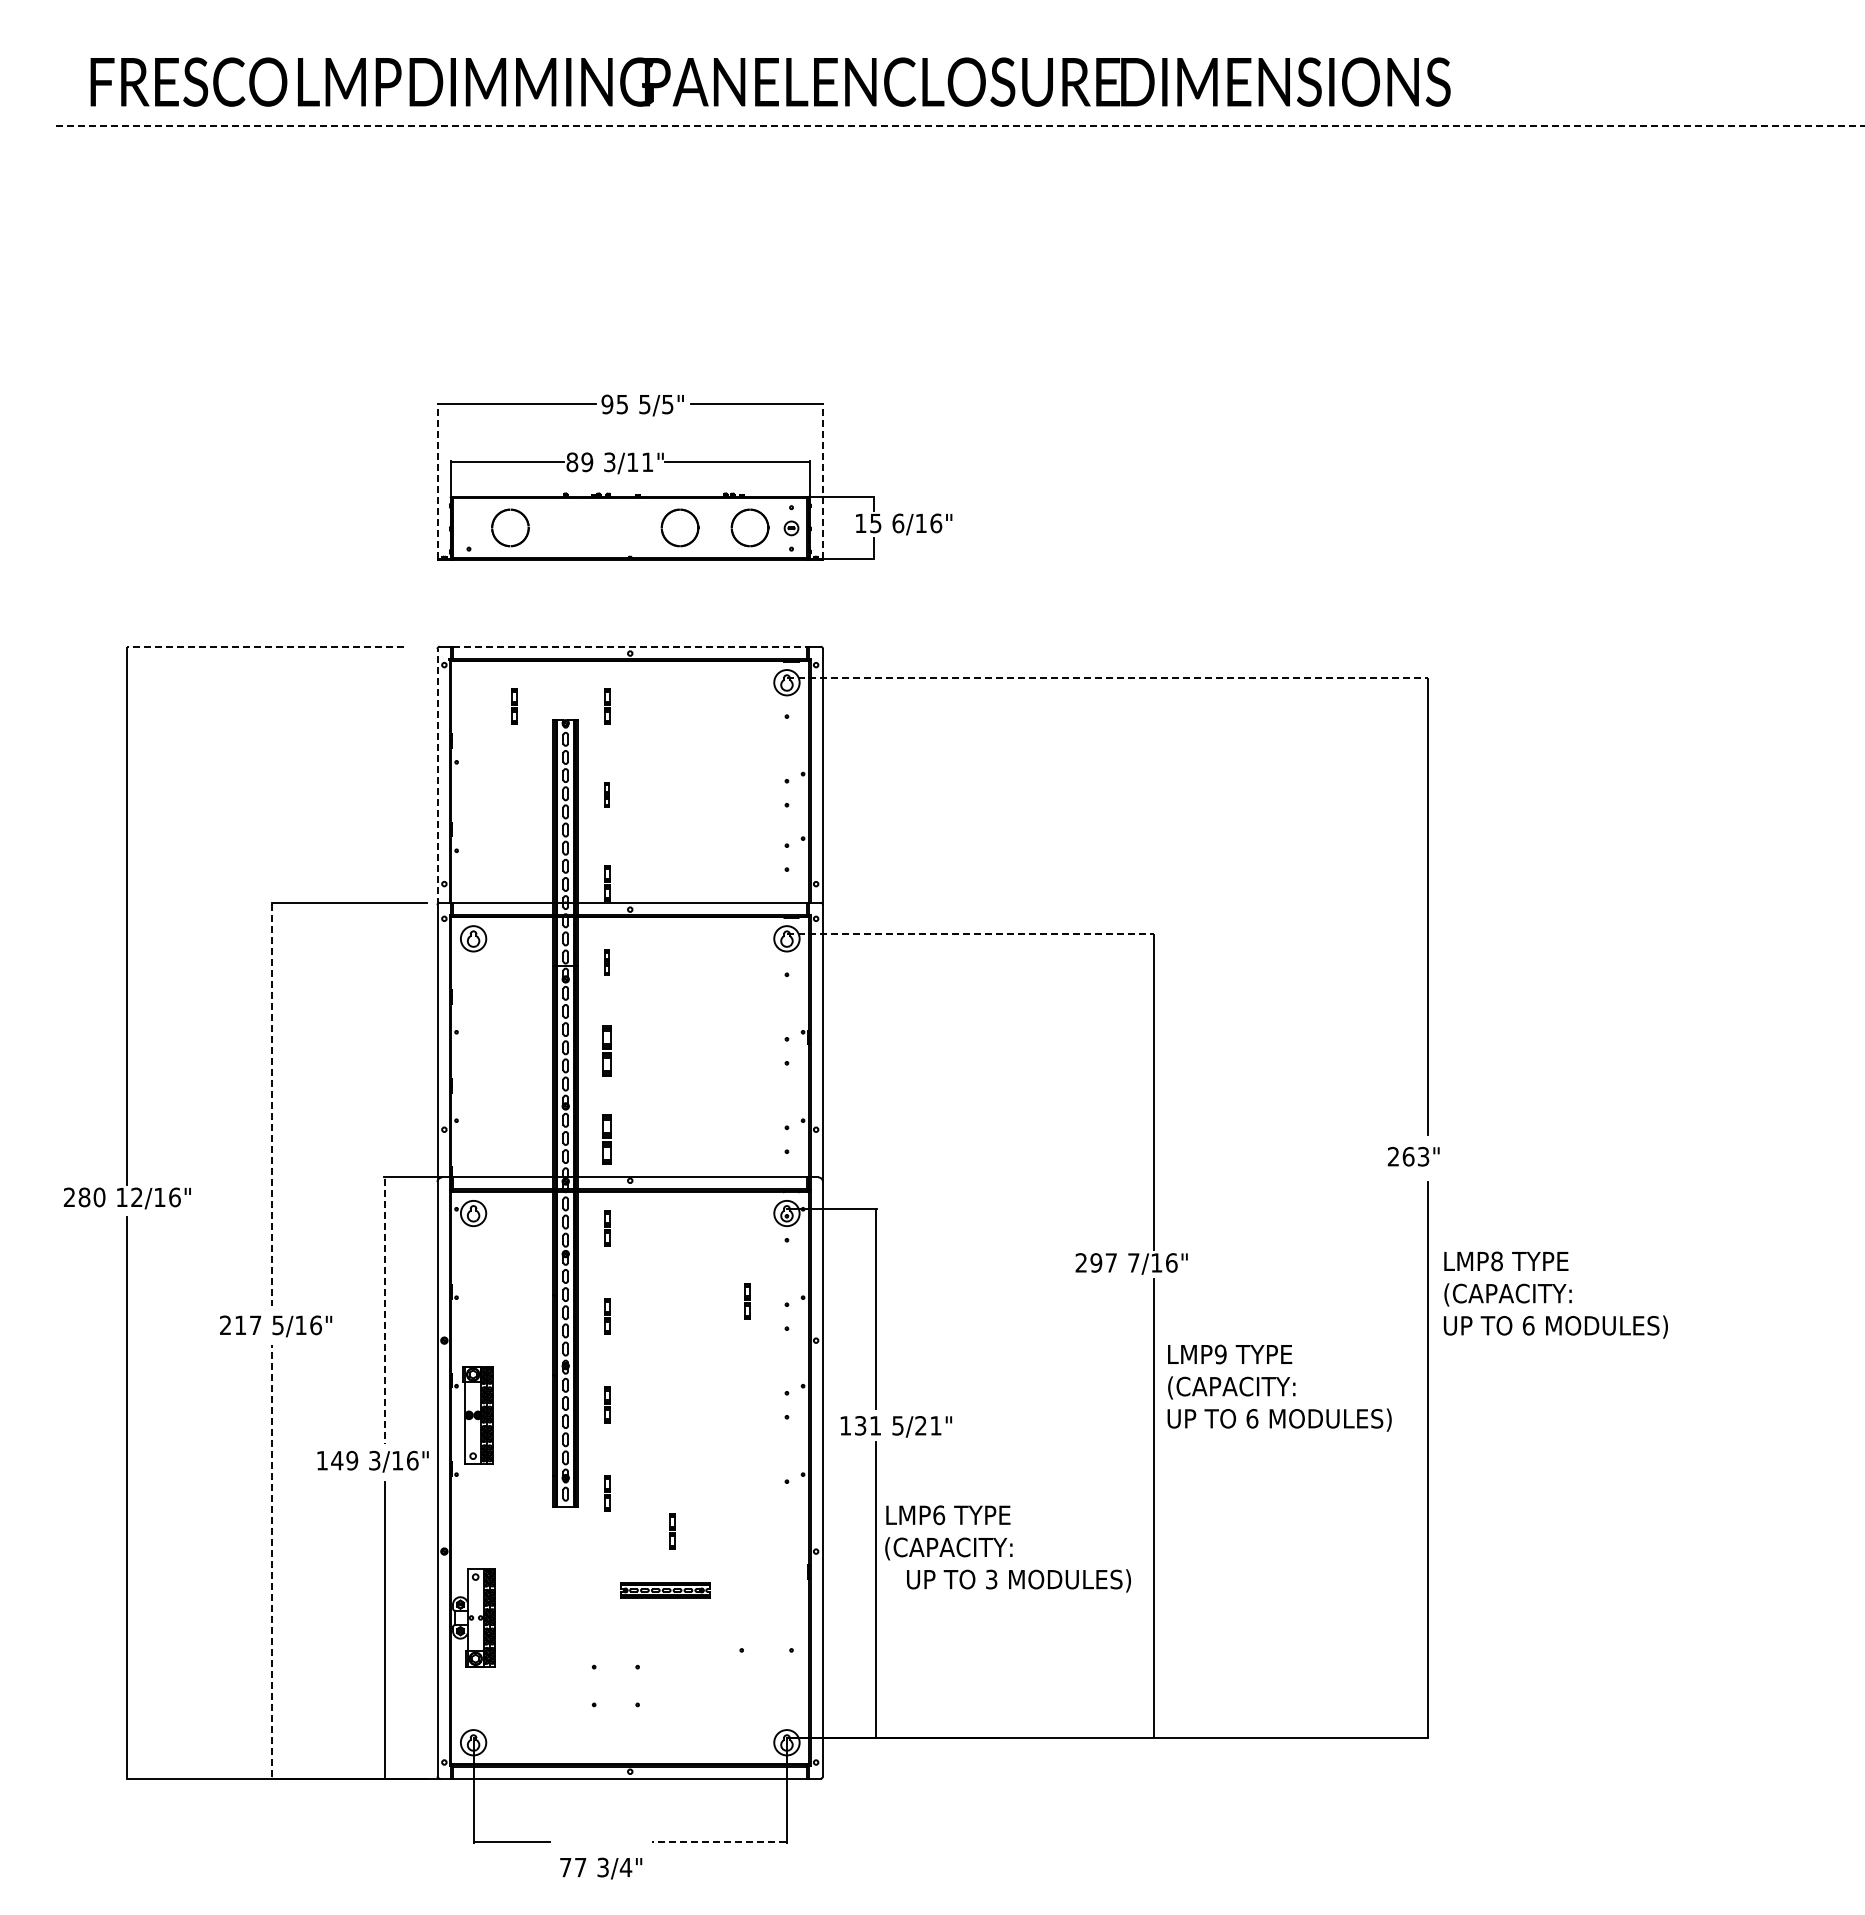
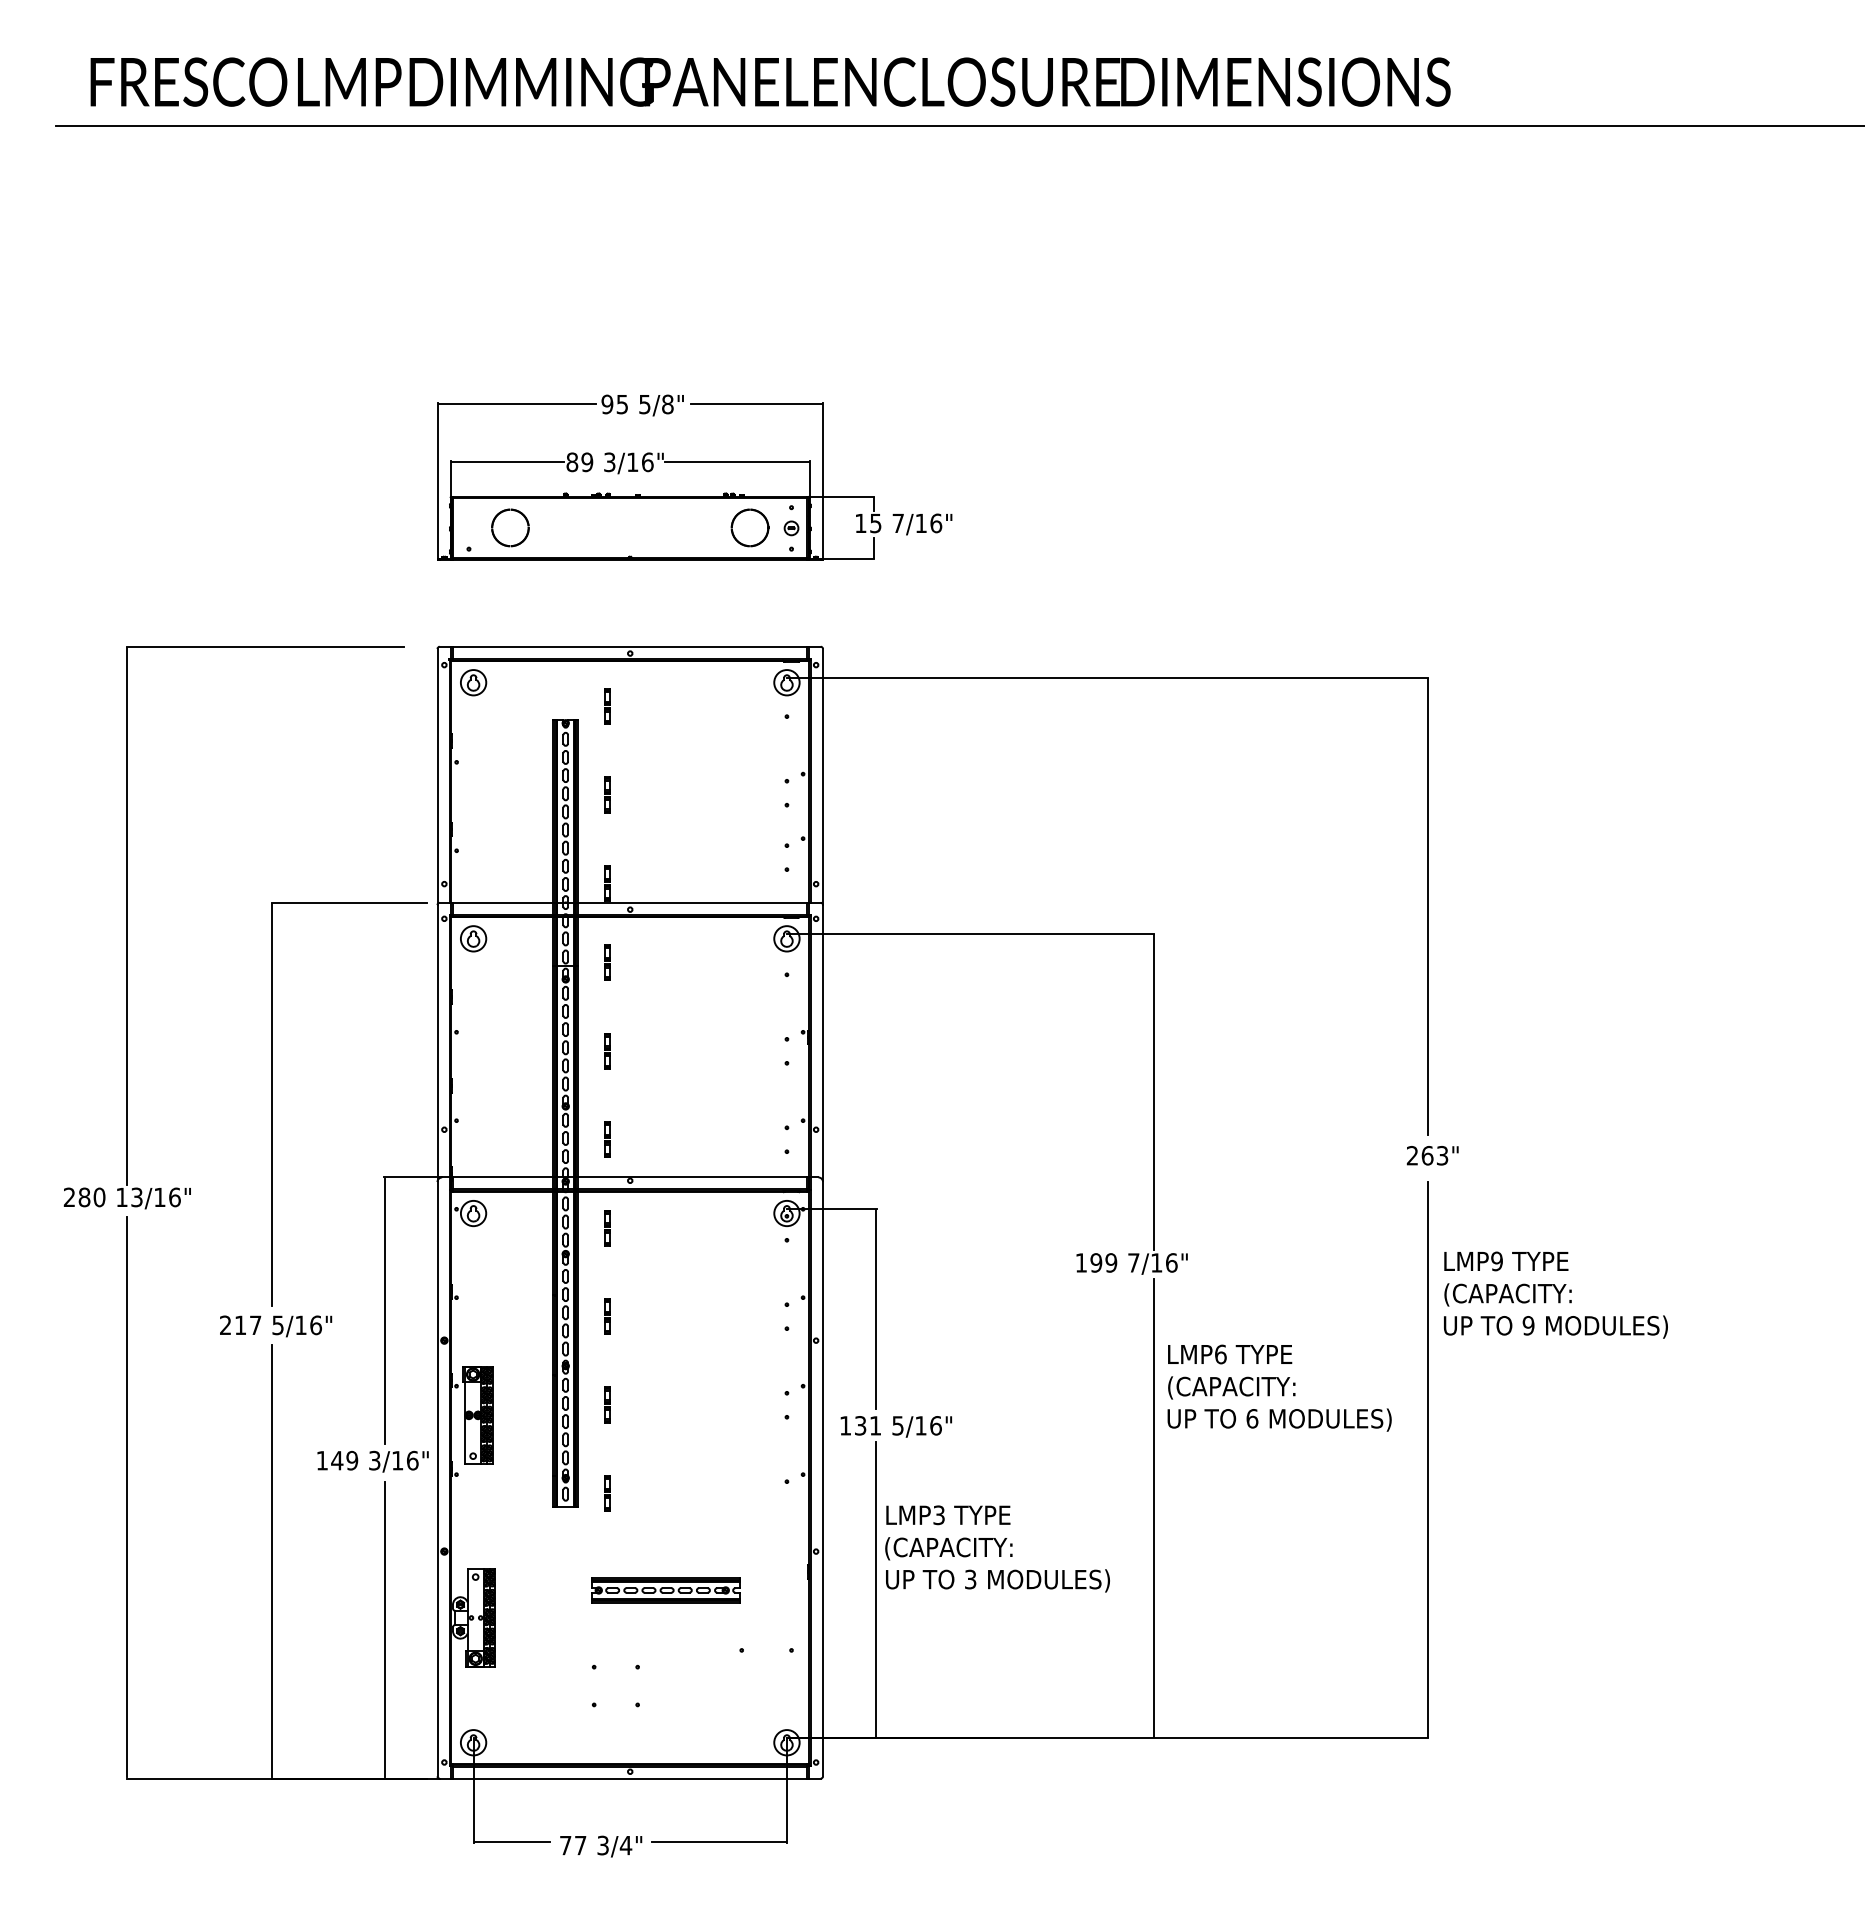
line: dashed -> solid (960, 125)
text: 5/5" -> 5/8" (667, 404)
text: 3/11" -> 3/16" (647, 462)
line: dashed -> solid (437, 480)
line: dashed -> solid (823, 480)
text: 6/16" -> 7/16" (898, 523)
part: present -> none (679, 527)
line: dashed -> solid (264, 646)
line: dashed -> solid (630, 646)
line: dashed -> solid (1108, 678)
part: none -> present (473, 682)
part: present -> none (514, 706)
line: dashed -> solid (437, 776)
part size: 6x26 px -> 7x38 px (607, 794)
line: dashed -> solid (970, 934)
part size: 6x27 px -> 7x37 px (607, 962)
part size: 10x52 px -> 7x37 px (607, 1051)
line: dashed -> solid (272, 1104)
part size: 10x51 px -> 7x37 px (607, 1139)
text position: (1413, 1156) -> (1432, 1155) (1432, 1155)
text: 12/16" -> 13/16" (136, 1197)
text: LMP8 -> LMP9 (1496, 1261)
text: 297 -> 199 (1096, 1262)
part: present -> none (747, 1301)
line: dashed -> solid (384, 1311)
text: 6 -> 9 (1528, 1325)
text: LMP9 -> LMP6 (1220, 1354)
text: 5/21" -> 5/16" (928, 1425)
text: LMP6 -> LMP3 (939, 1515)
part: present -> none (672, 1531)
line: dashed -> solid (272, 1560)
text position: (1018, 1580) -> (997, 1580) (997, 1580)
part size: 91x17 px -> 150x27 px (665, 1590)
line: dashed -> solid (718, 1842)
text position: (601, 1868) -> (601, 1846) (601, 1846)
